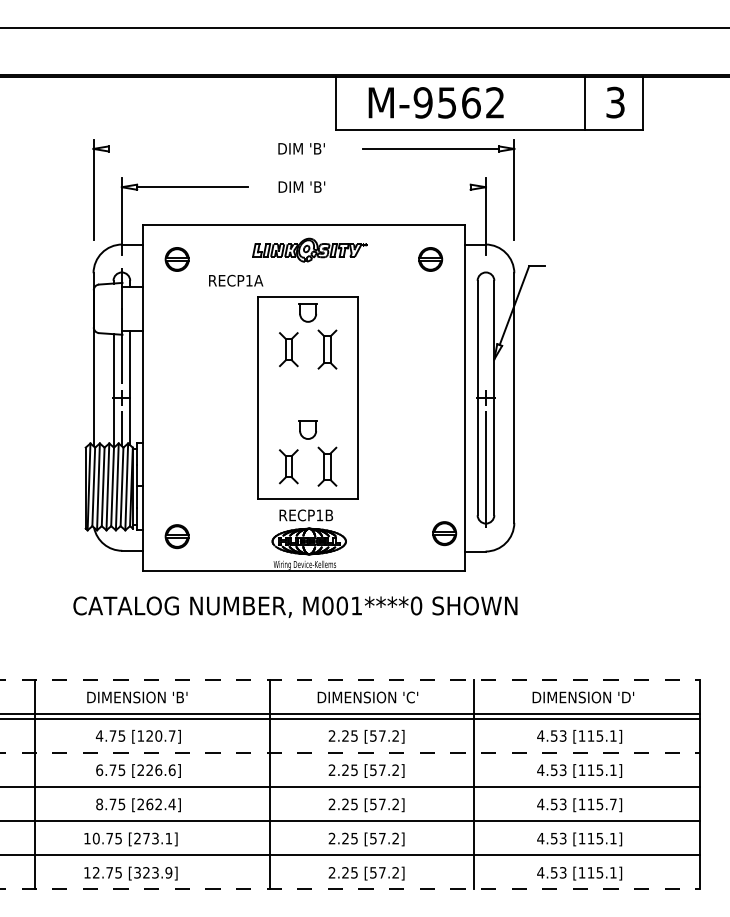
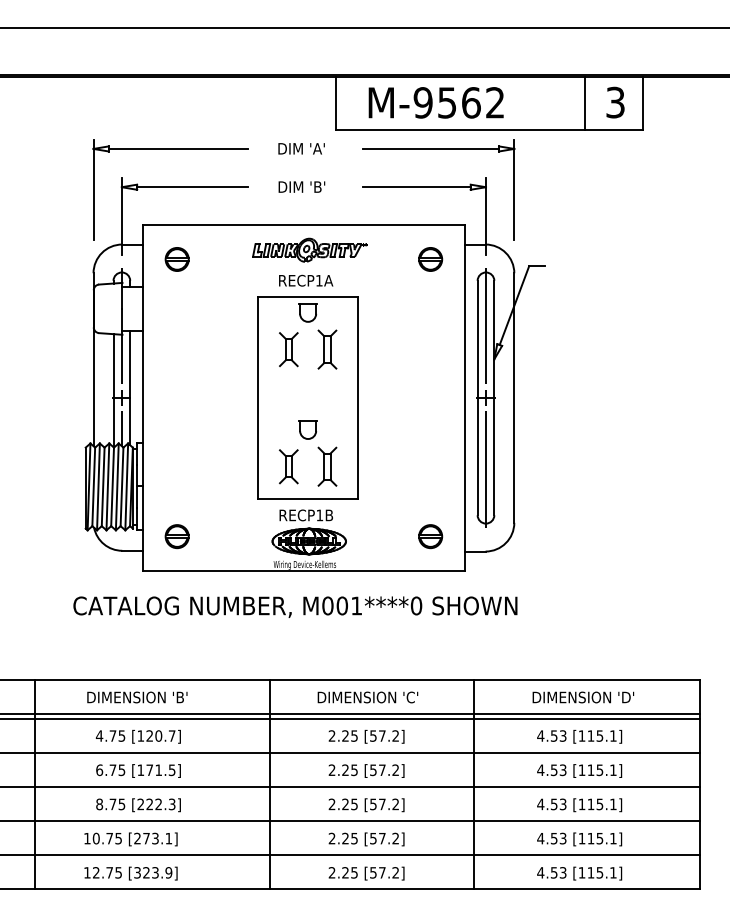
line: none -> present (177, 148)
text: DIM 'B' -> DIM 'A' (317, 148)
line: none -> present (416, 187)
text position: (236, 280) -> (306, 280) (306, 280)
line: none -> present (485, 325)
part position: (444, 533) -> (430, 536) (430, 536)
line: dashed -> solid (350, 679)
line: dashed -> solid (350, 752)
text: [226.6] -> [171.5] (156, 770)
text: [262.4] -> [222.3] (160, 804)
text: [115.7] -> [115.1] (613, 804)
line: dashed -> solid (350, 889)
